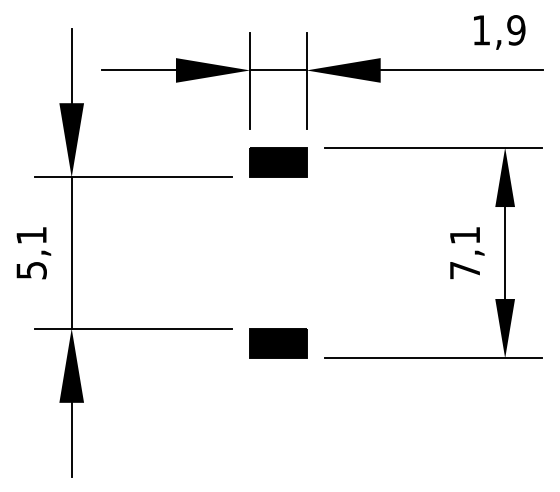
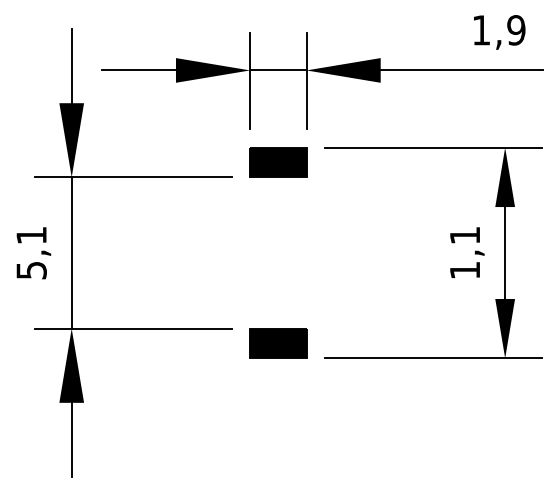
text: 7,1 -> 1,1 (464, 270)
